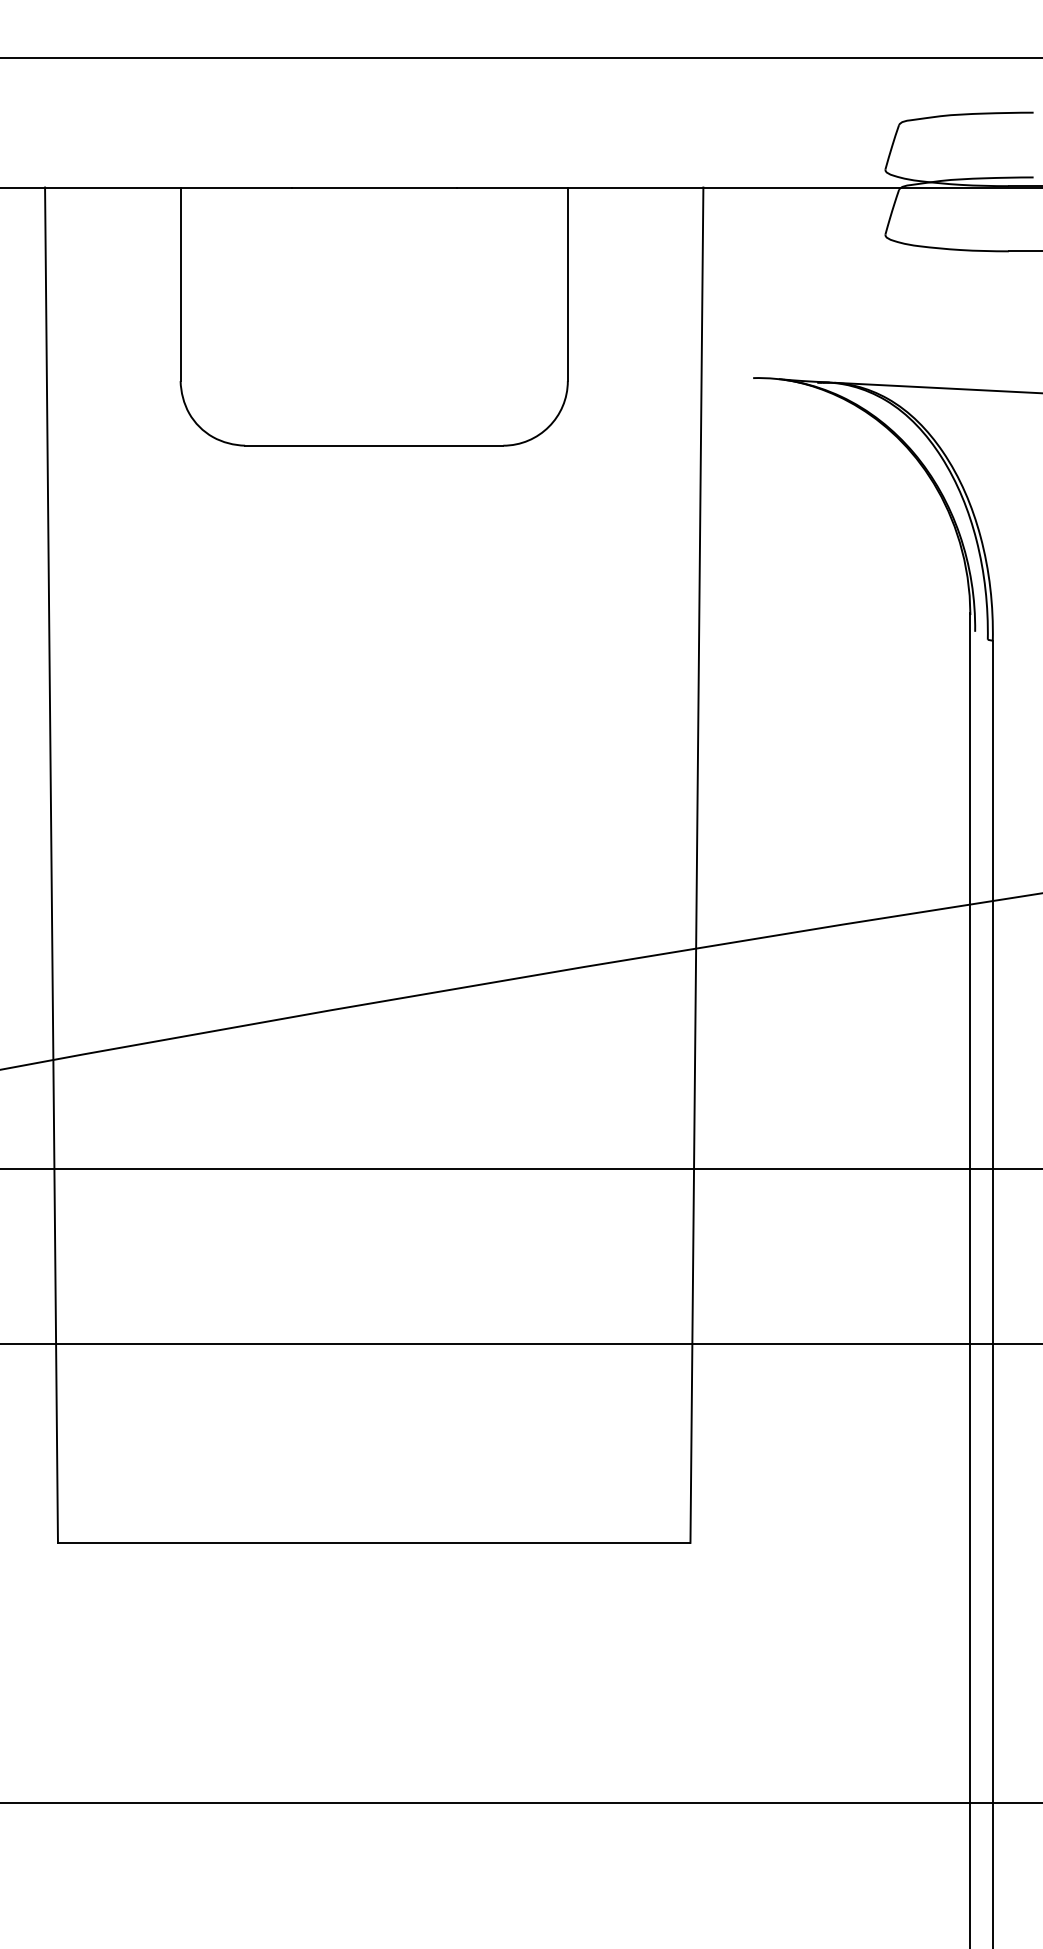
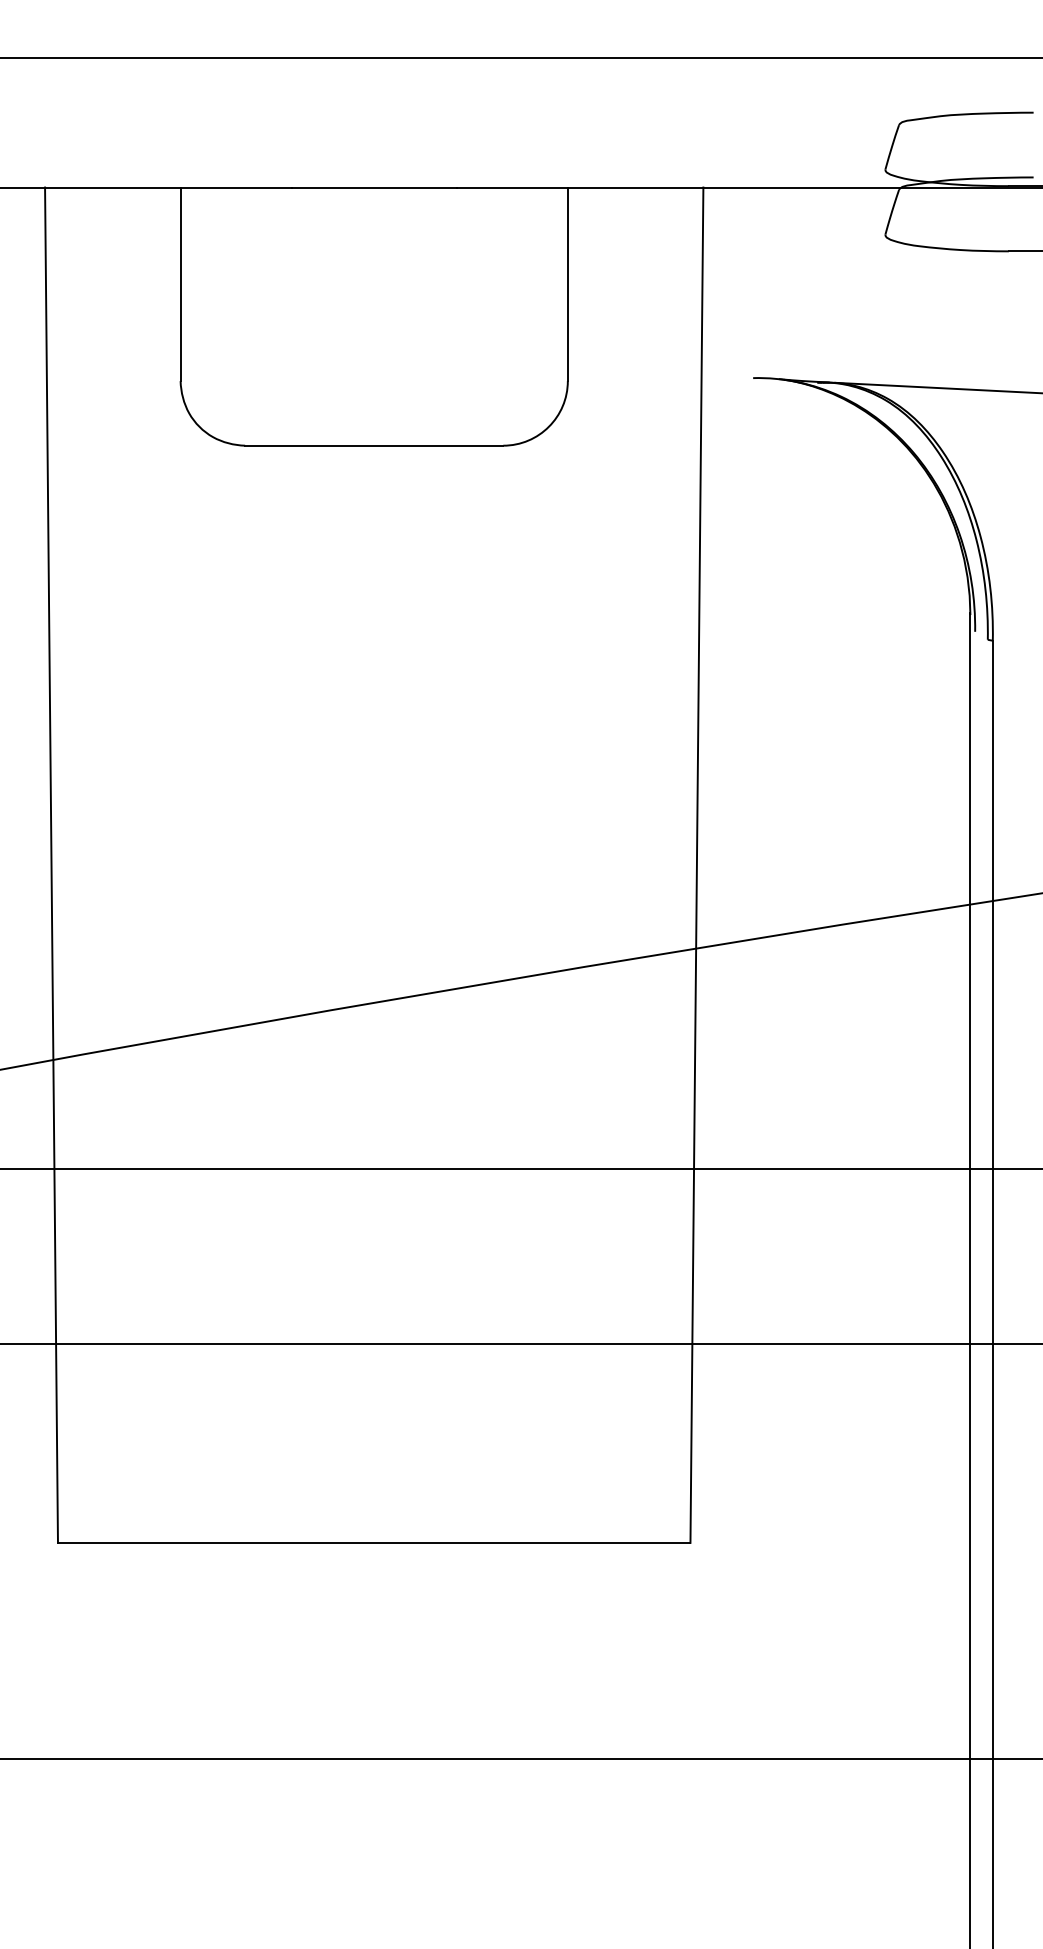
line position: (520, 1803) -> (520, 1759) (520, 1759)
